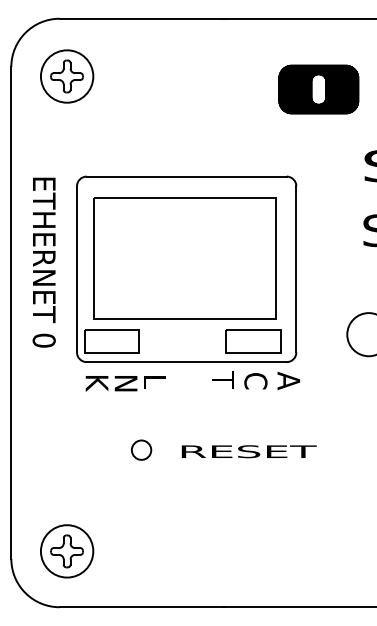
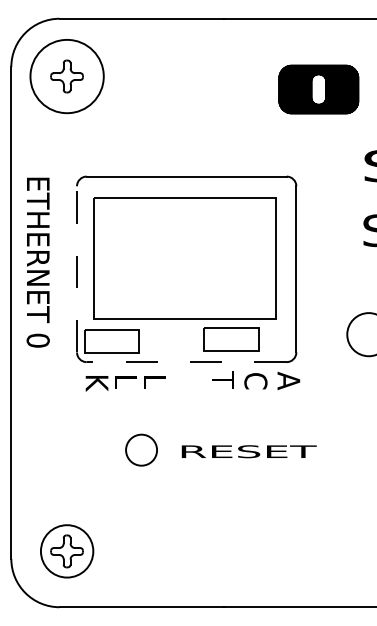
circle diameter: 52 px -> 73 px (66, 76)
text position: (43, 262) -> (37, 262) (37, 262)
line: solid -> dashed (77, 268)
part position: (253, 341) -> (231, 339) (231, 339)
line: solid -> dashed (186, 362)
text: N -> L (125, 383)
circle diameter: 19 px -> 31 px (141, 449)
